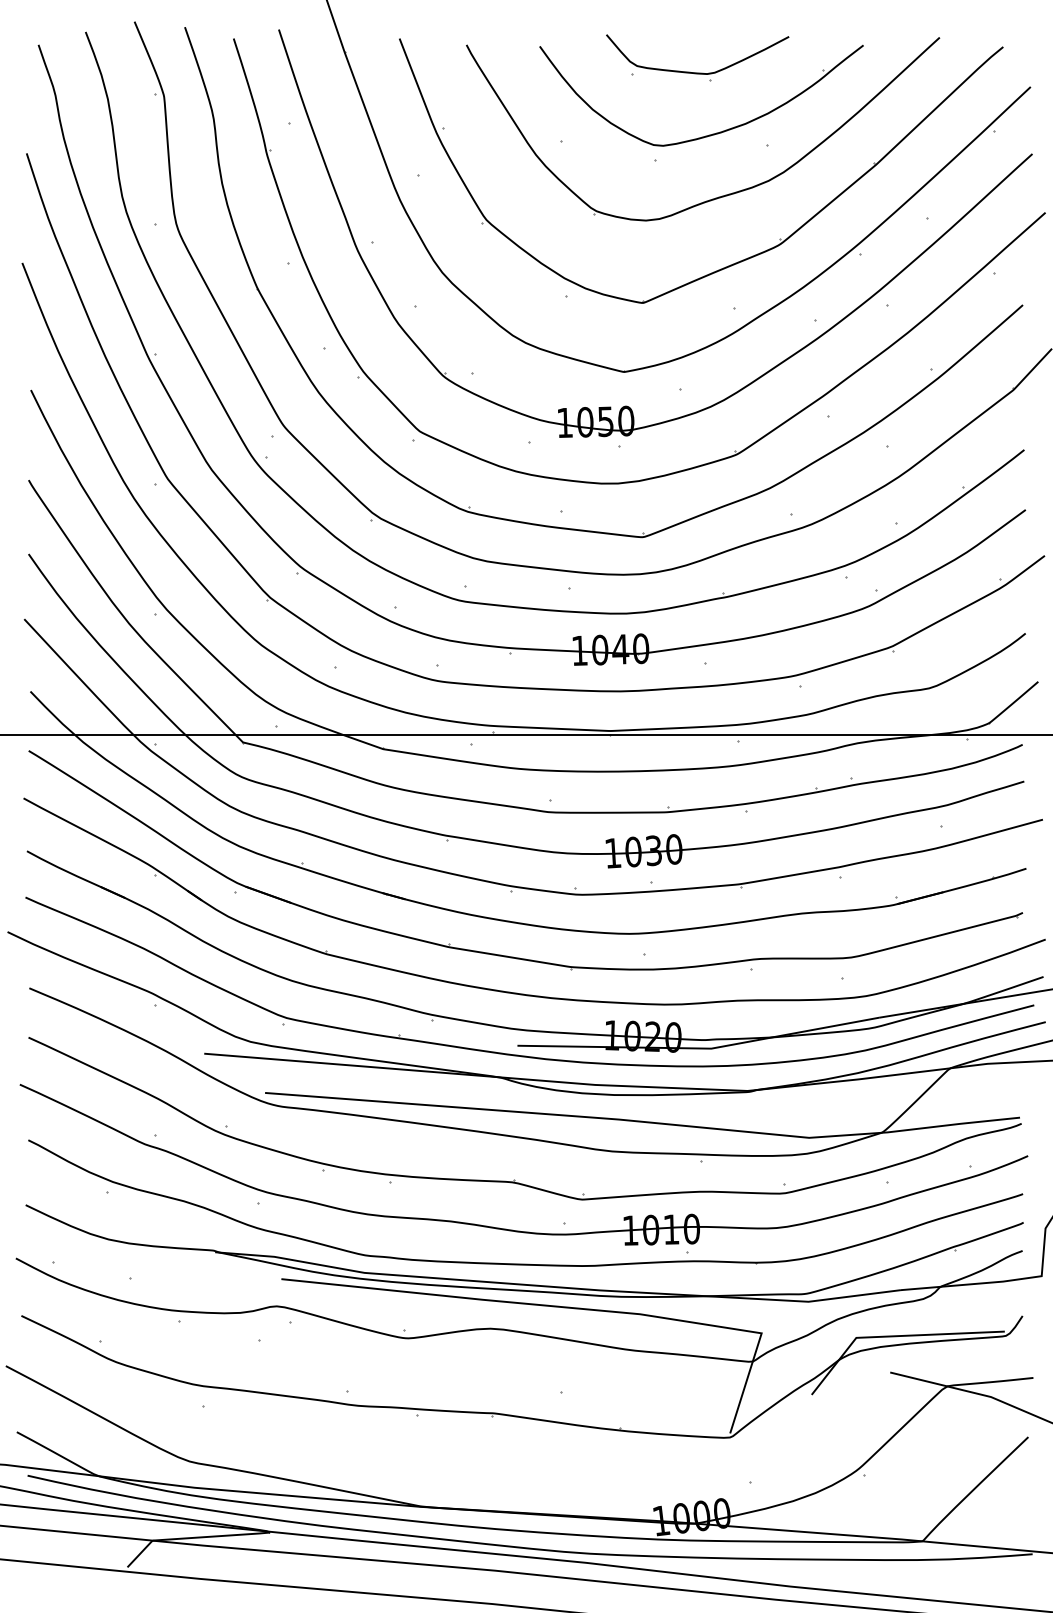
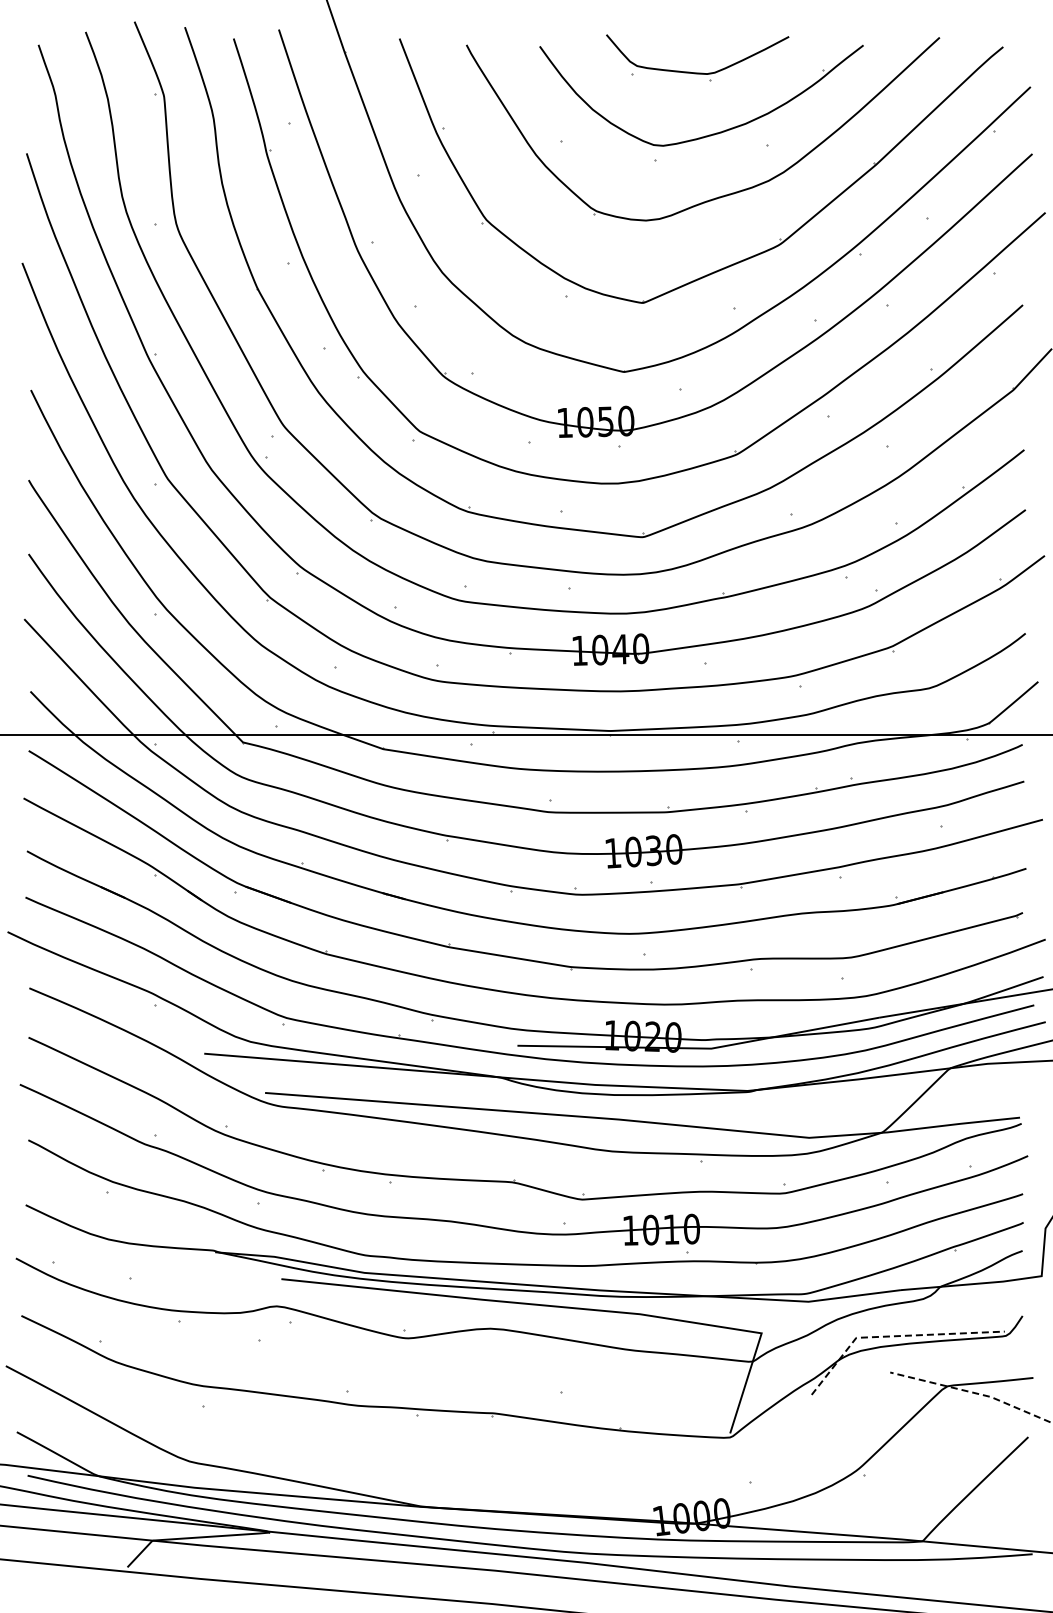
line: solid -> dashed (894, 1336)
line: solid -> dashed (973, 1392)
